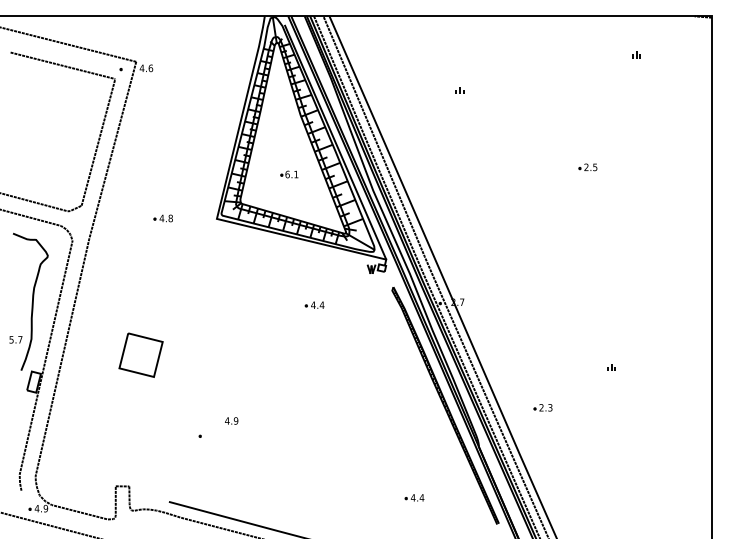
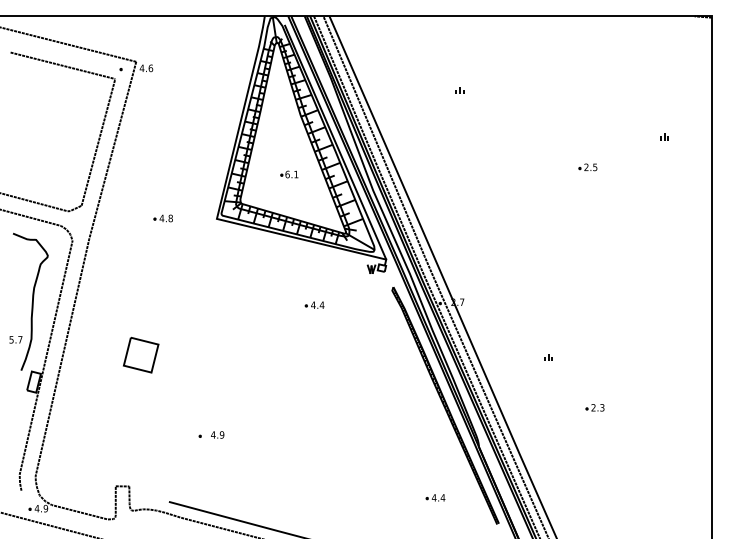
part position: (636, 54) -> (664, 136) (664, 136)
part size: 46x46 px -> 37x38 px (141, 354)
part position: (611, 367) -> (548, 357) (548, 357)
part position: (542, 407) -> (594, 407) (594, 407)
text position: (231, 420) -> (217, 434) (217, 434)
part position: (414, 497) -> (435, 497) (435, 497)
